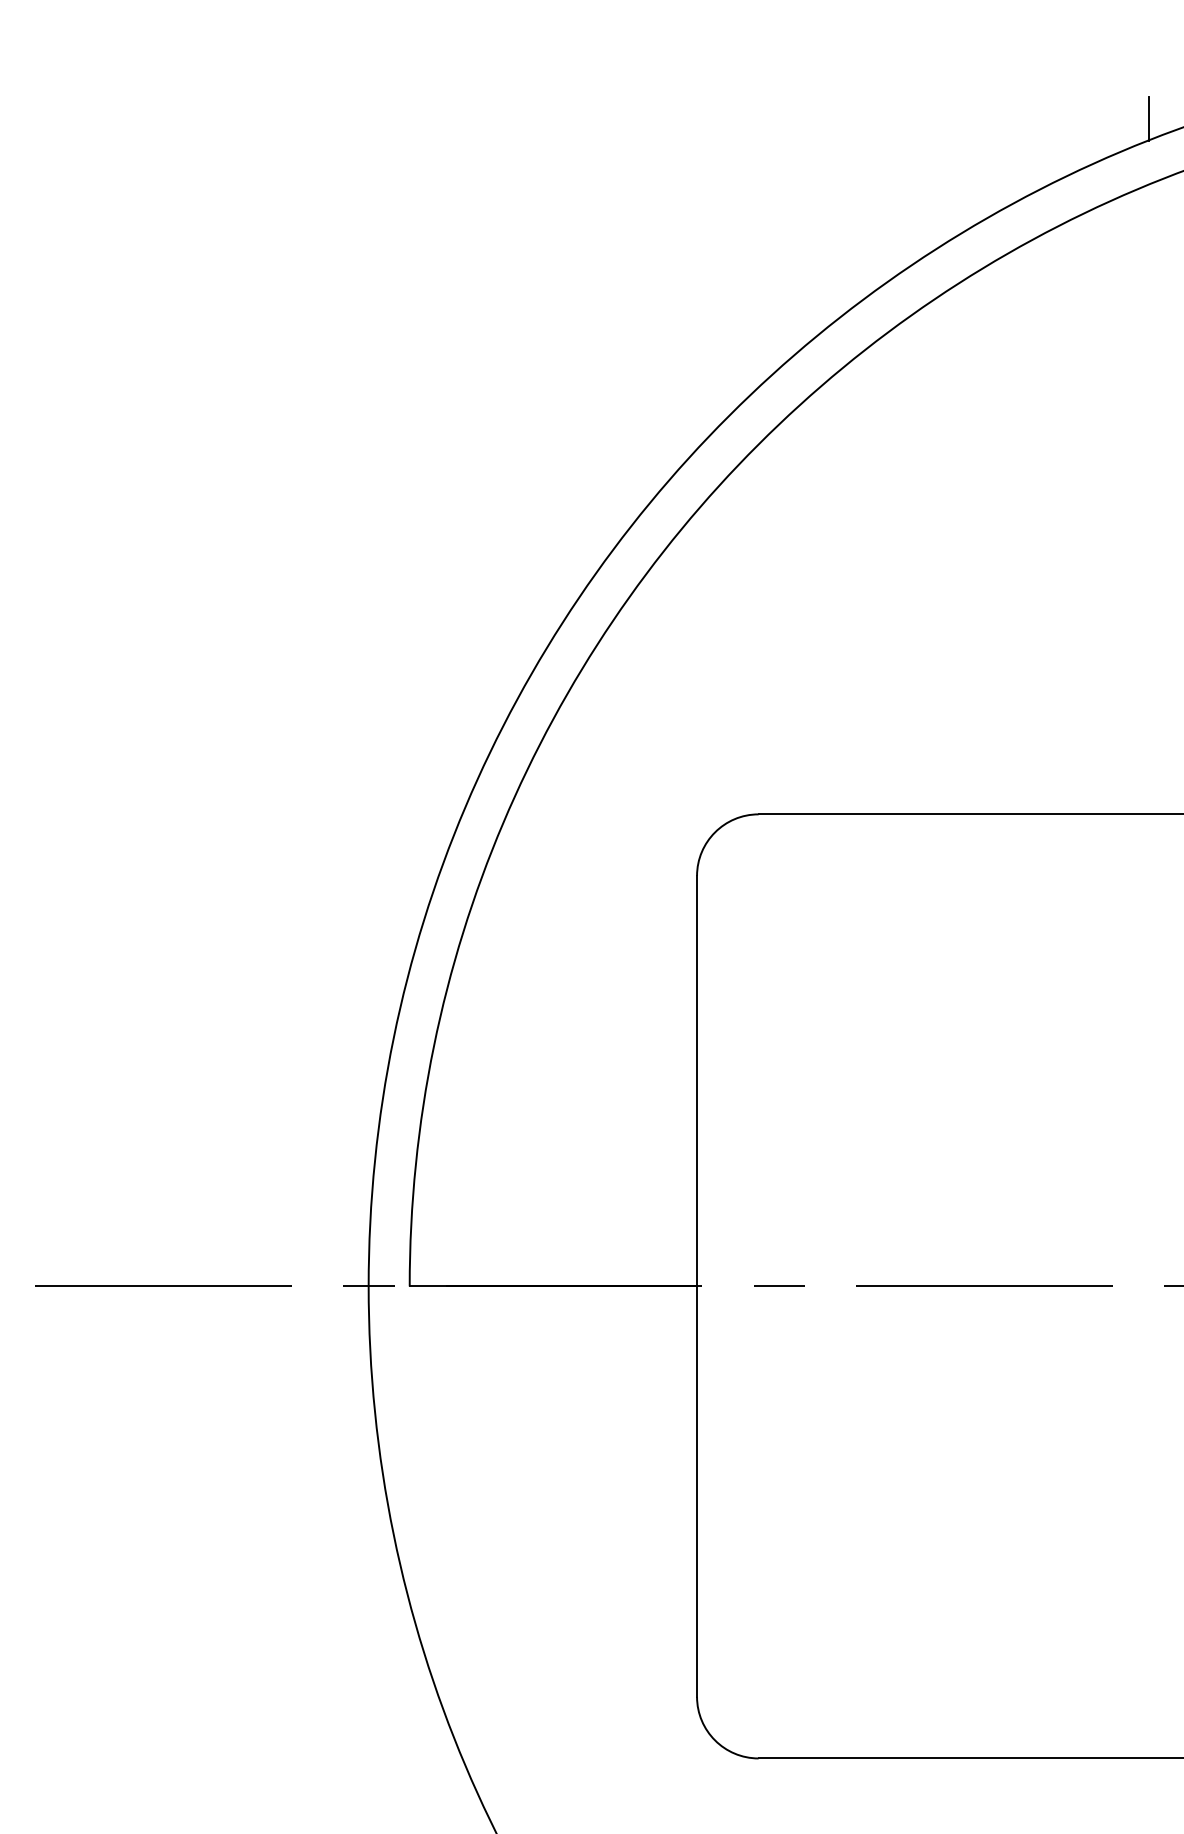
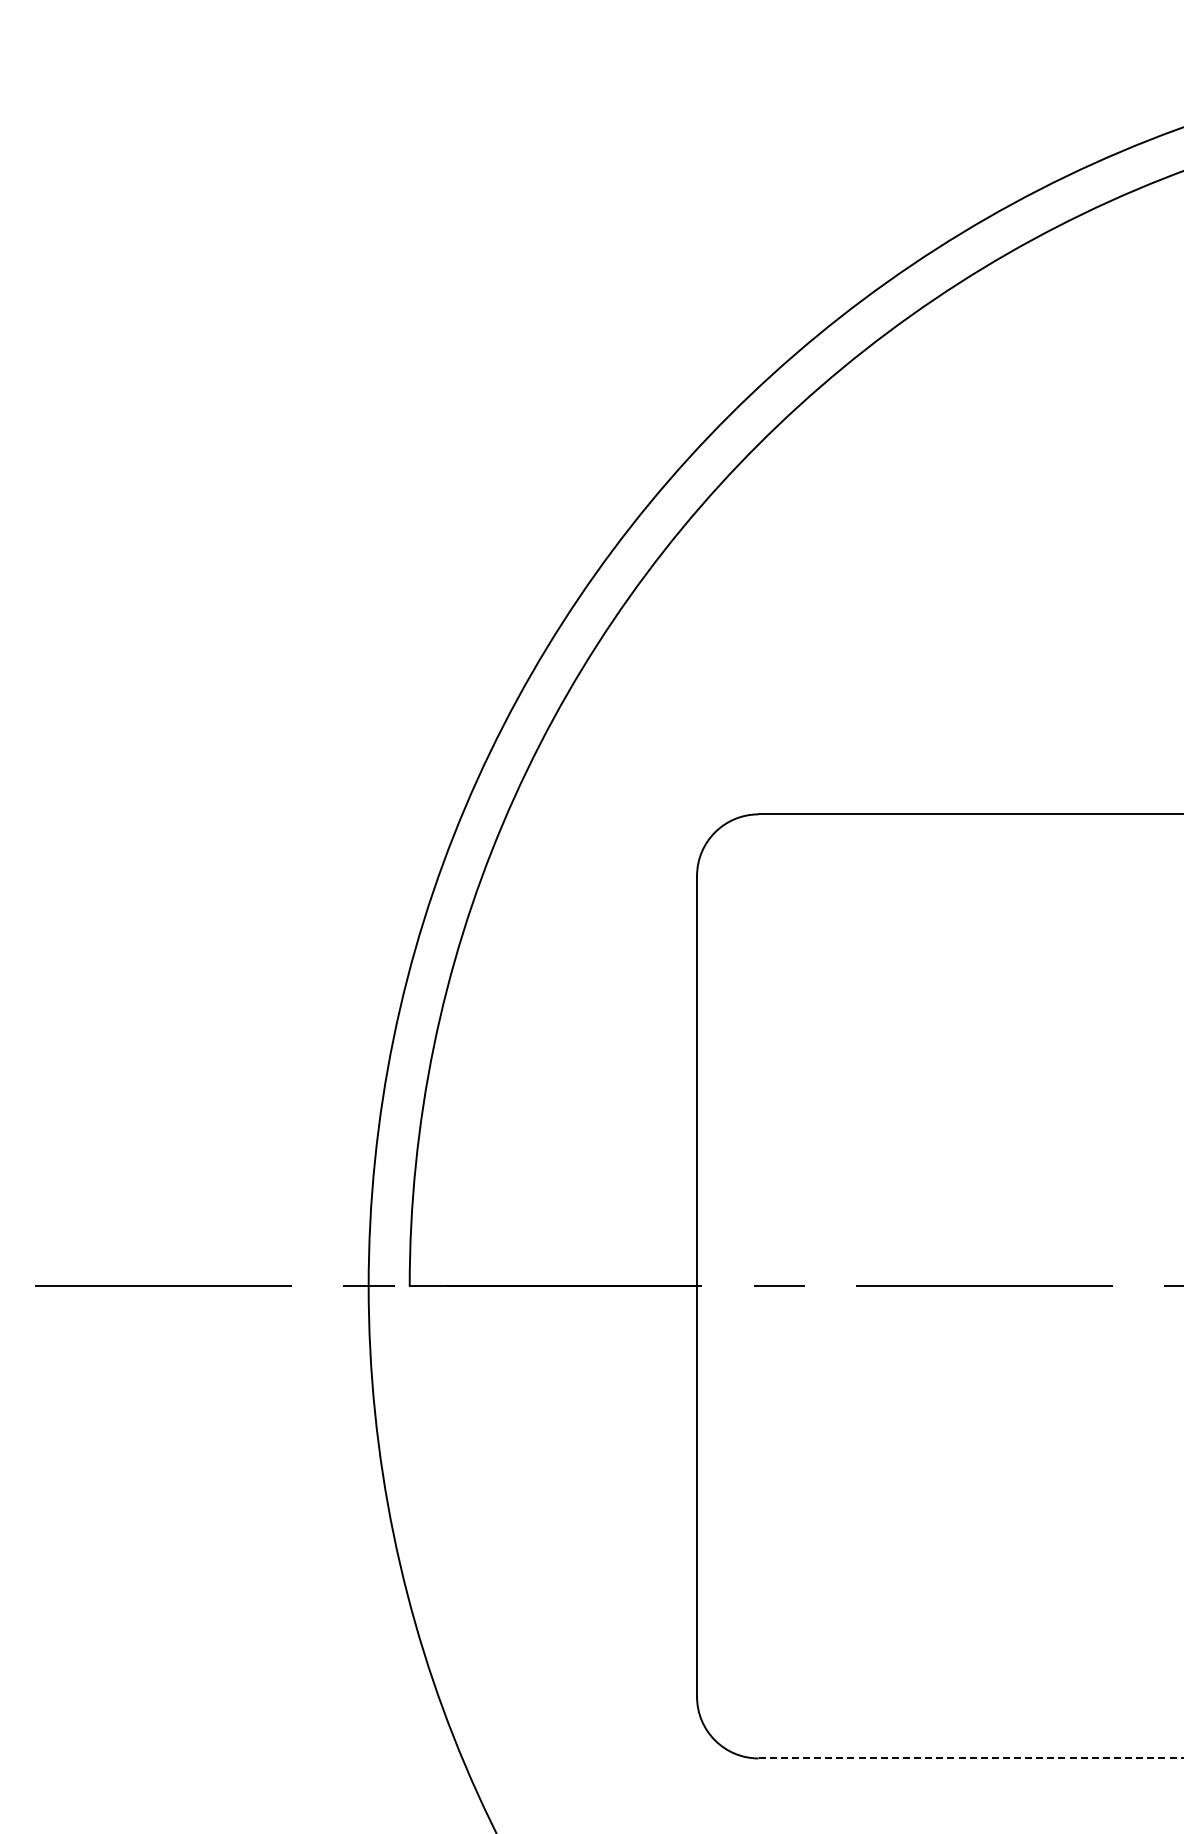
line: present -> none (1148, 118)
line: solid -> dashed (971, 1758)
